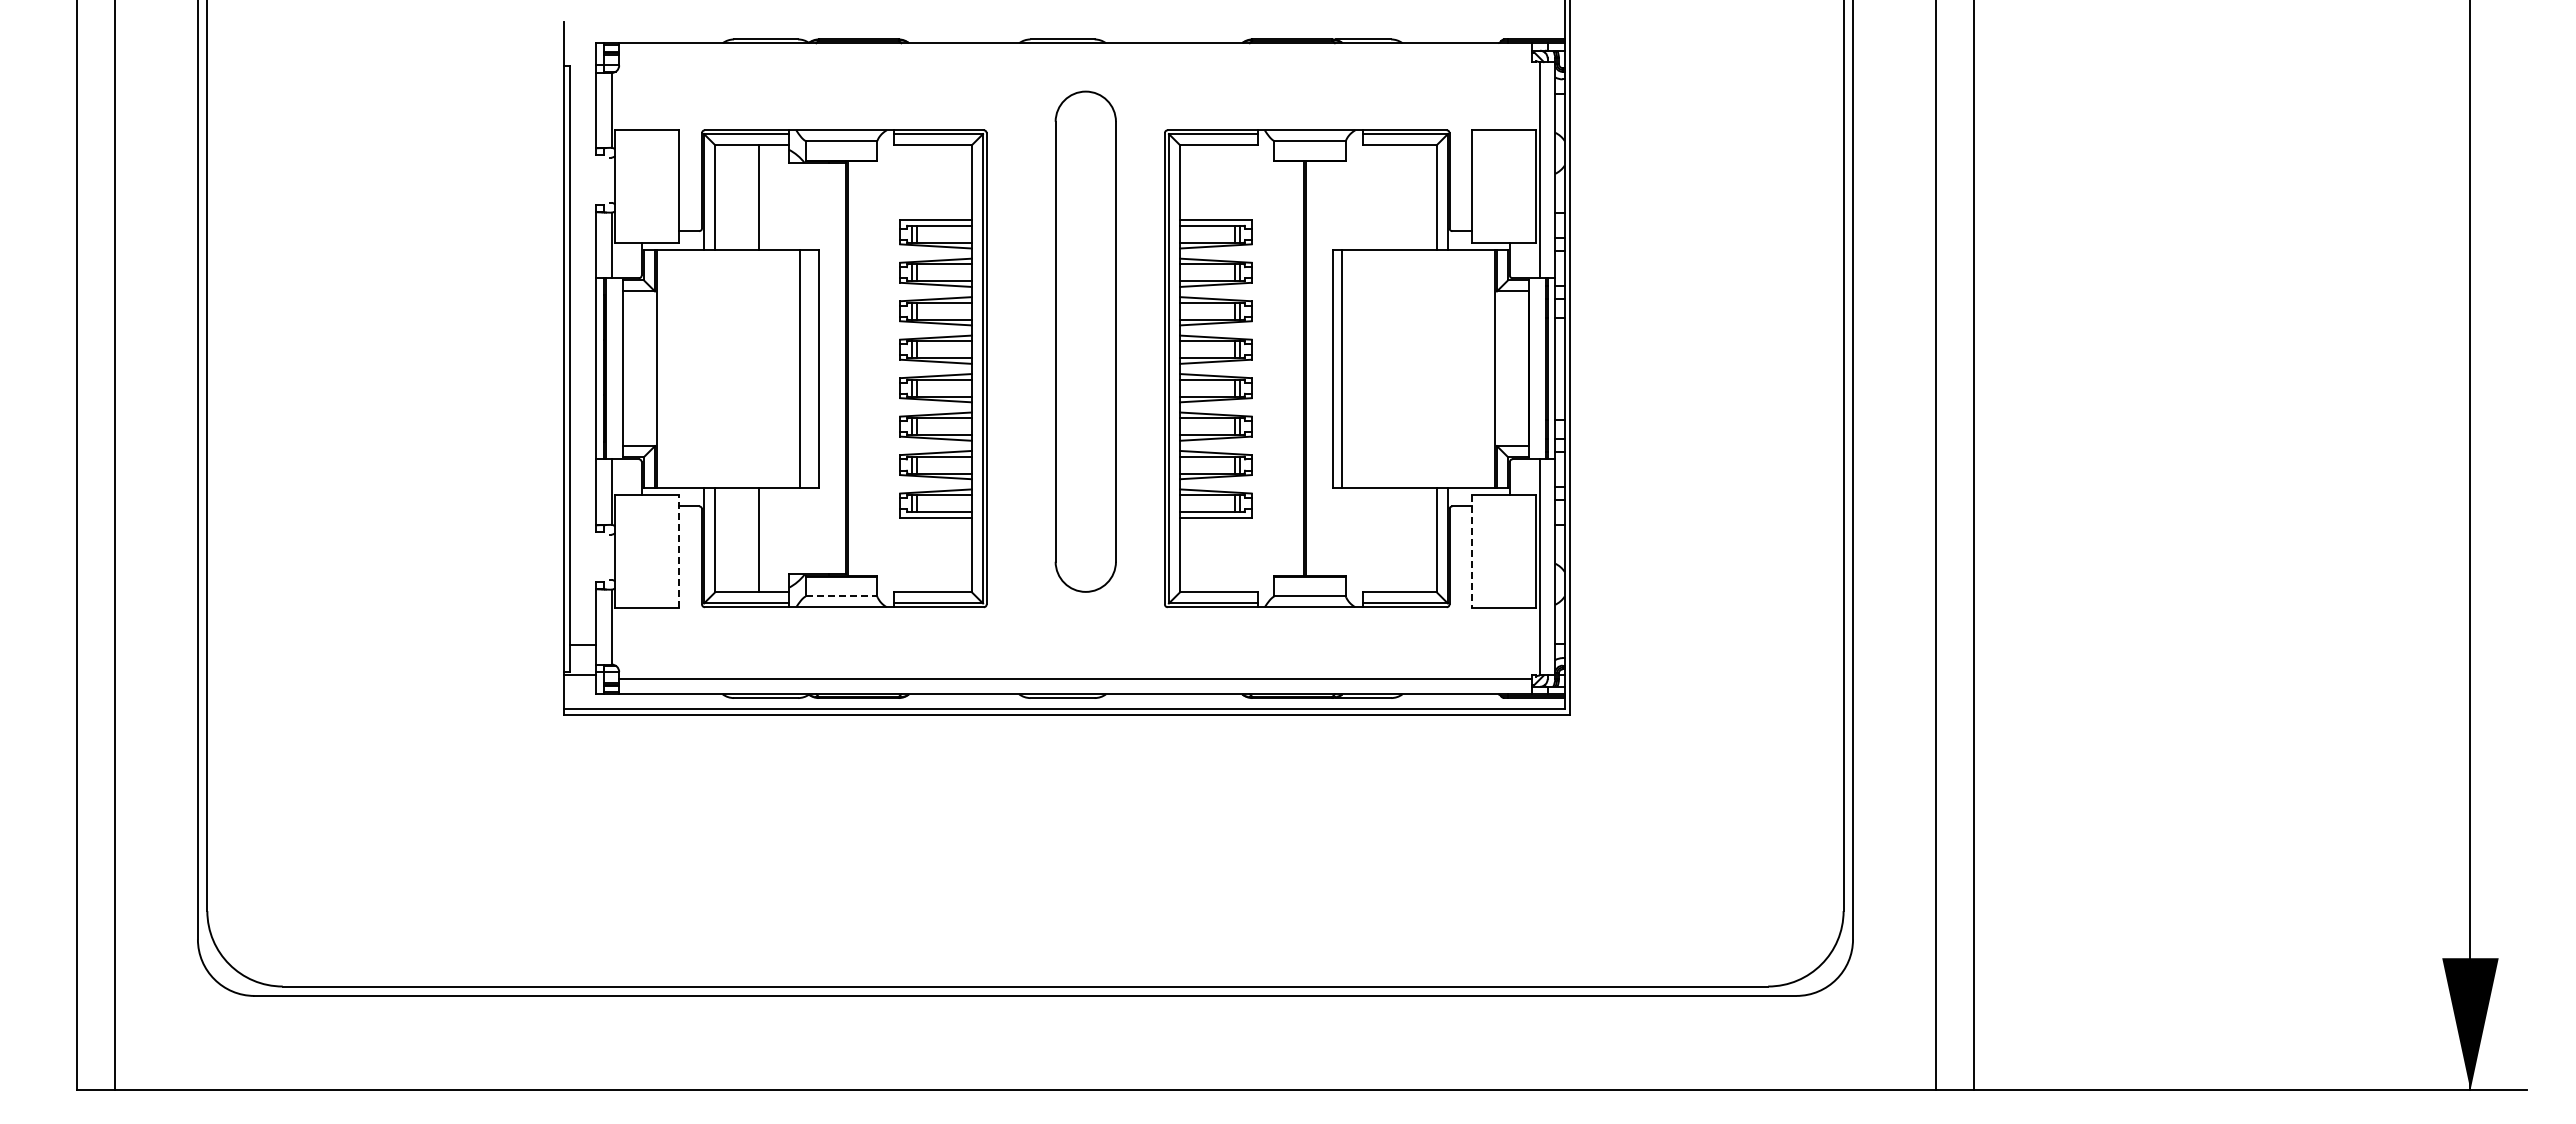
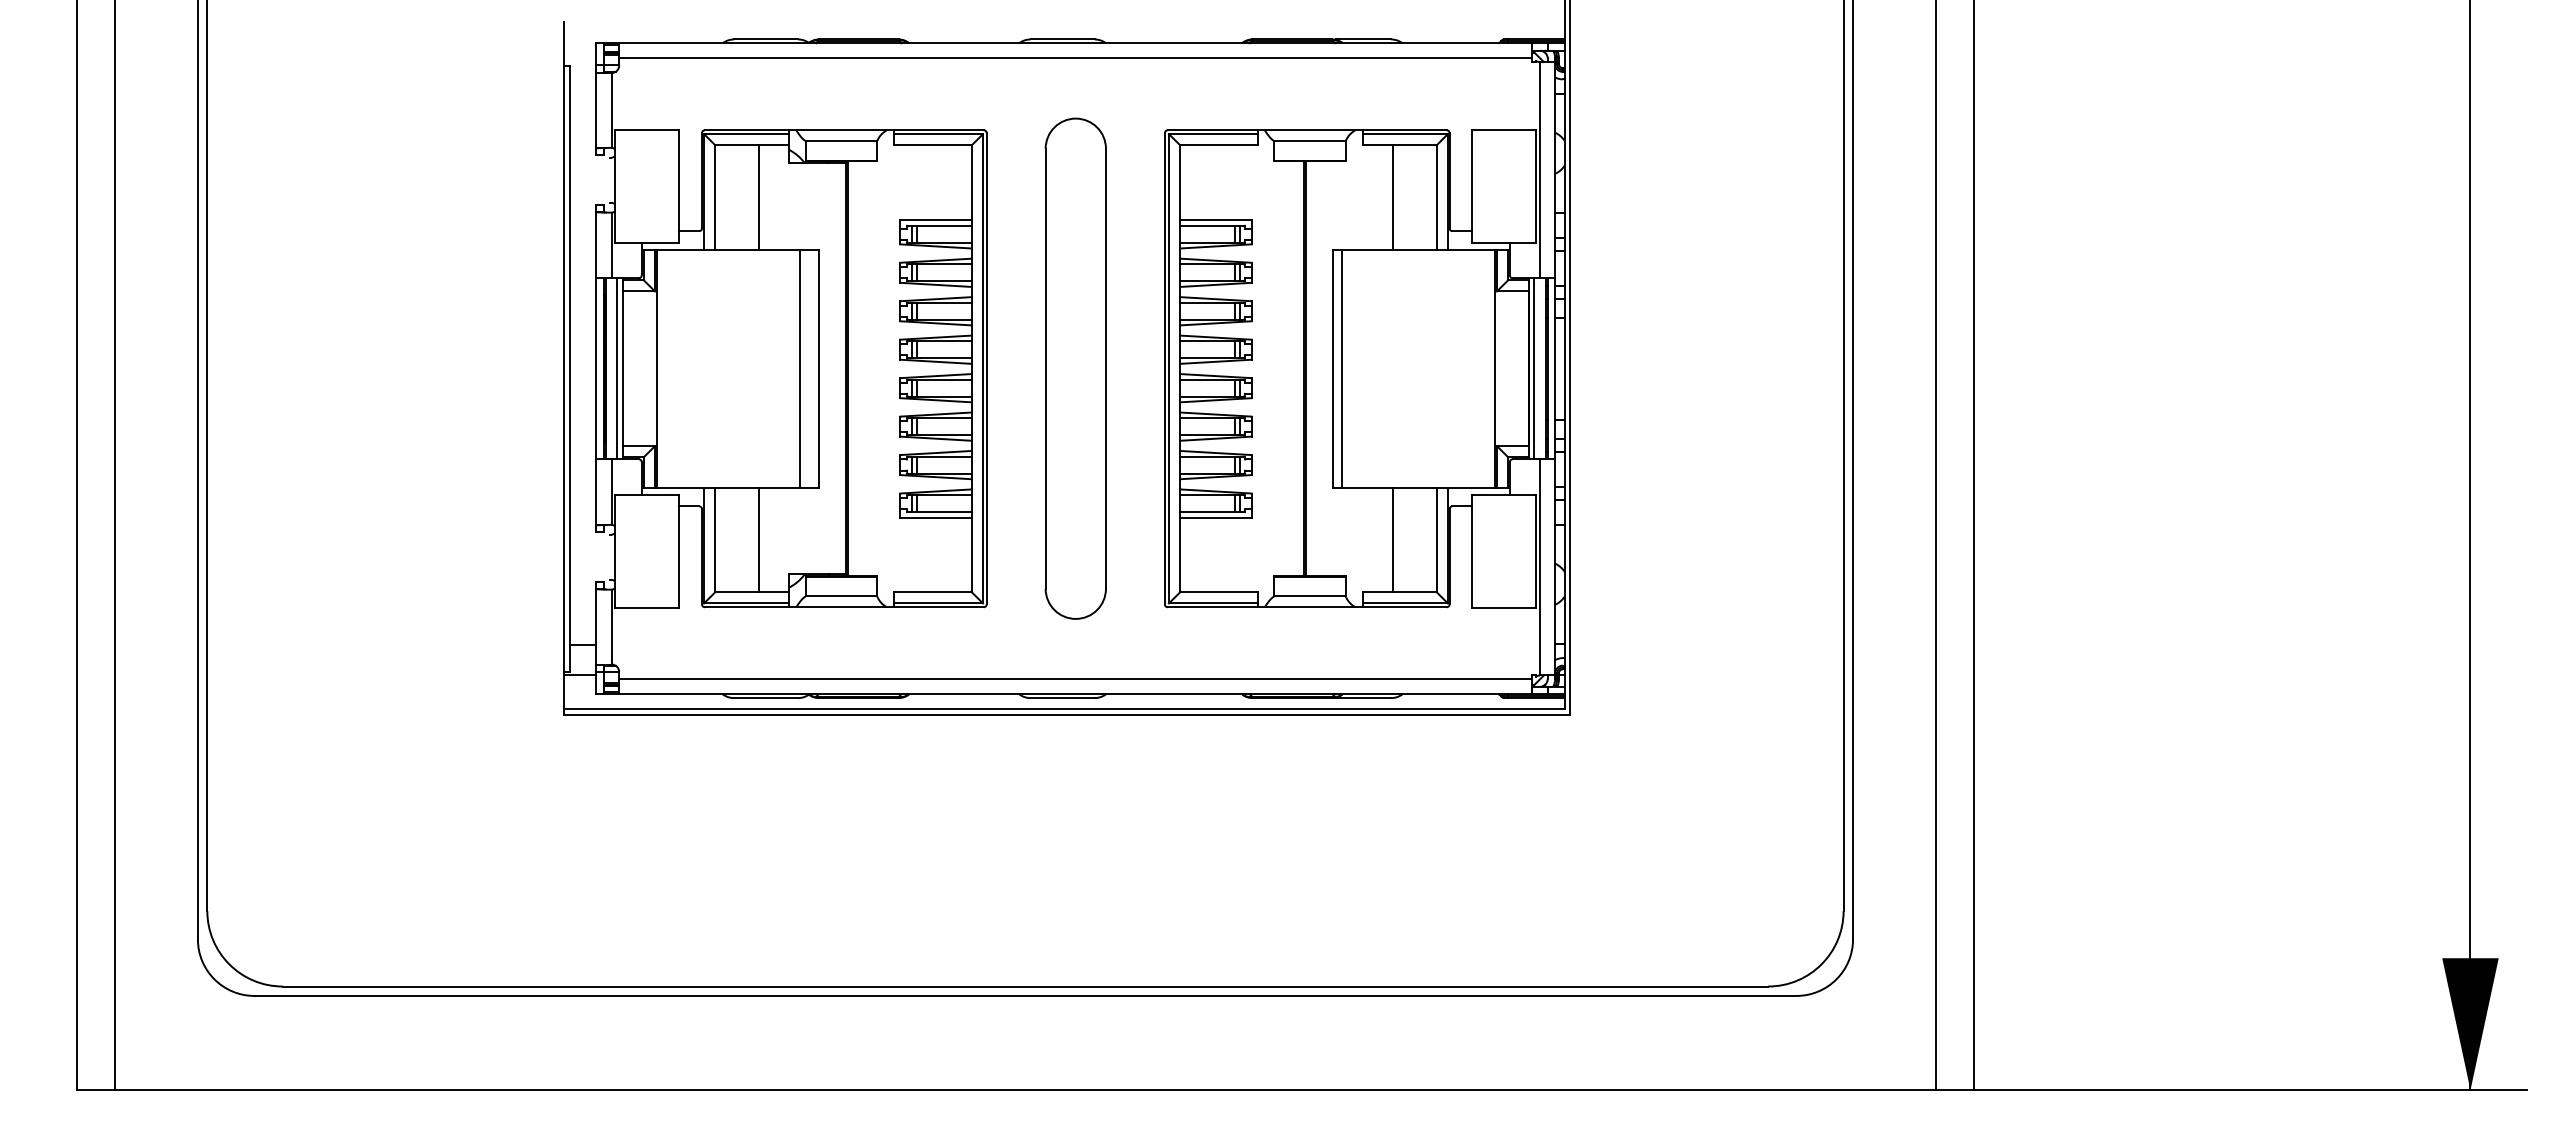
line: none -> present (1075, 58)
line: none -> present (1393, 197)
part position: (1085, 341) -> (1075, 368) (1075, 368)
line: none -> present (617, 368)
line: none -> present (1534, 368)
line: none -> present (1393, 539)
line: dashed -> solid (679, 551)
line: dashed -> solid (1472, 551)
line: dashed -> solid (841, 596)
